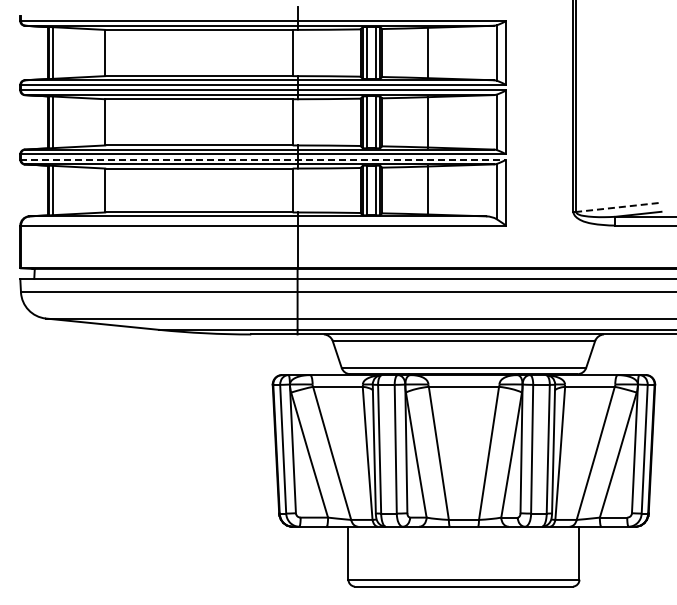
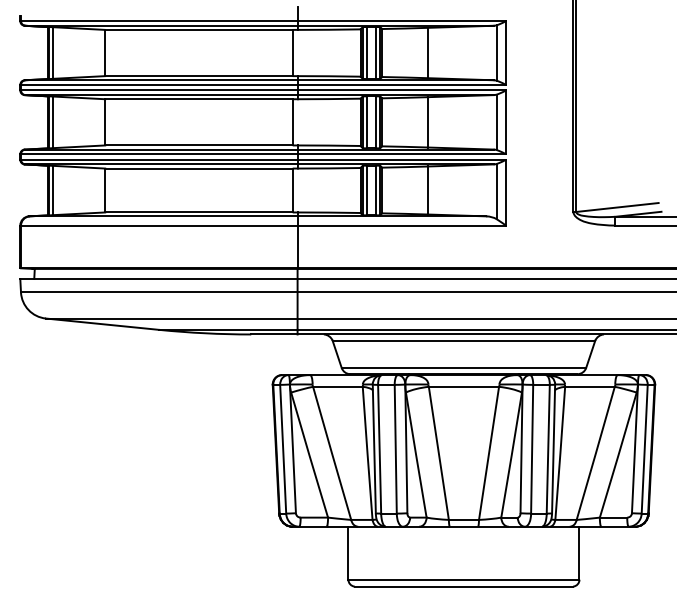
line: dashed -> solid (263, 159)
line: dashed -> solid (616, 207)
